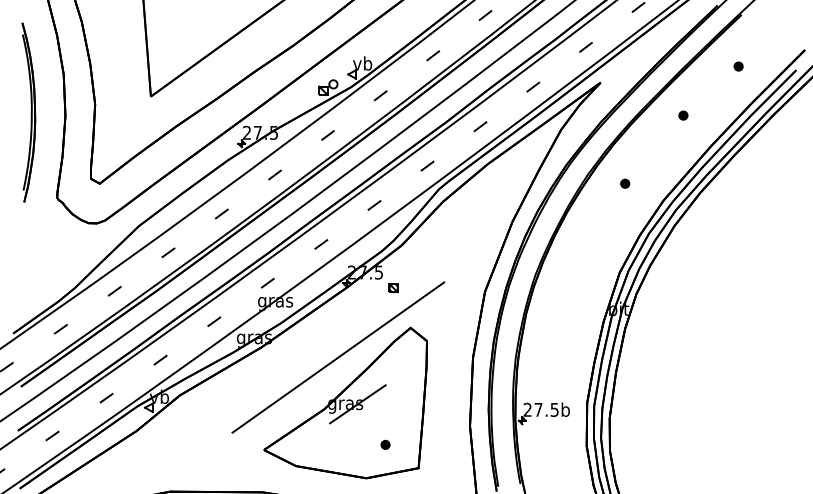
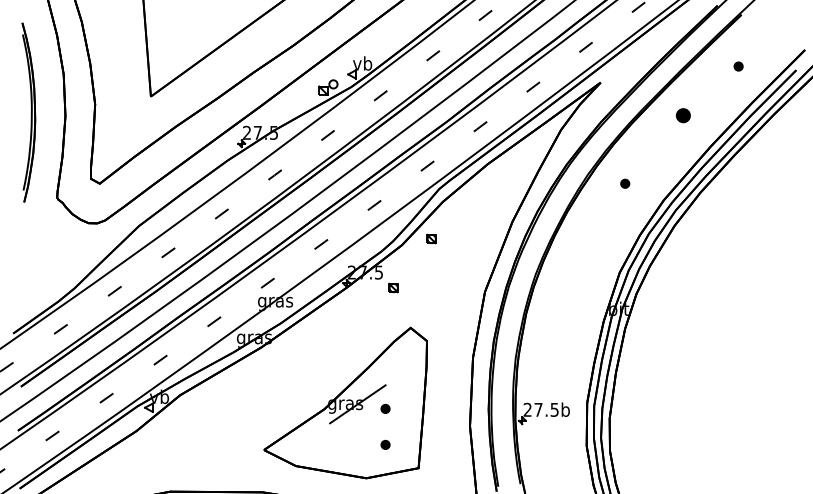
part size: 11x11 px -> 16x16 px (682, 115)
part: none -> present (431, 238)
line: present -> none (338, 357)
part: none -> present (385, 408)
